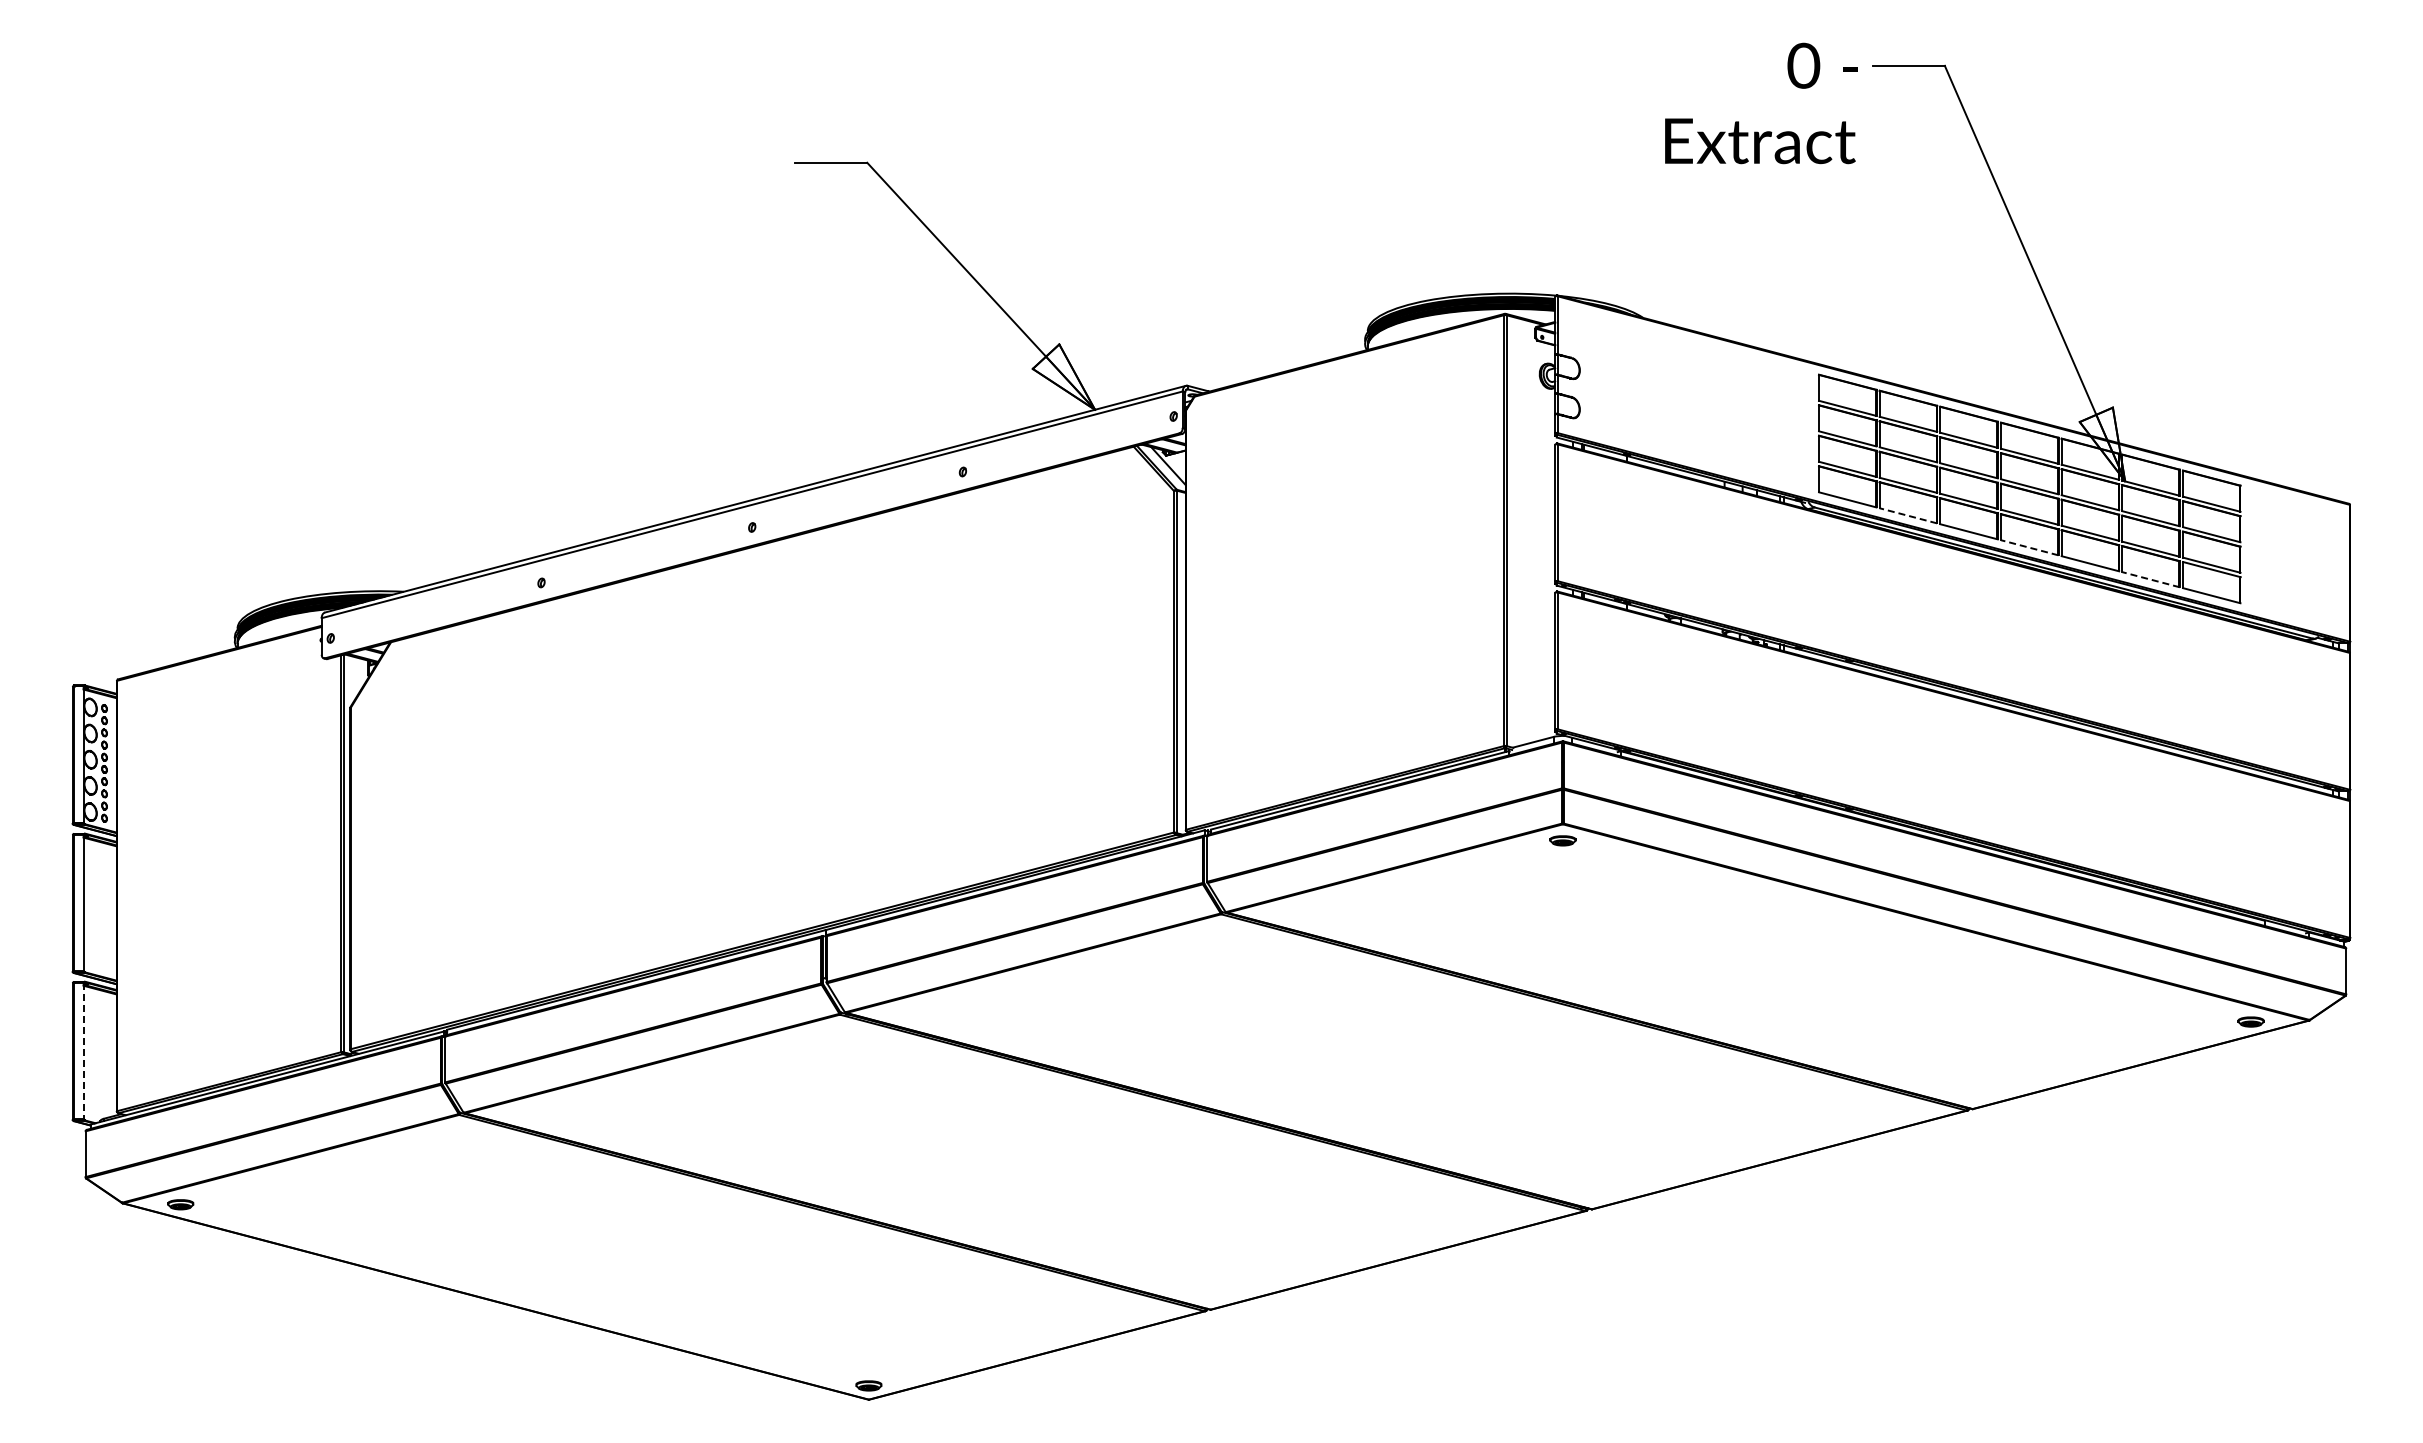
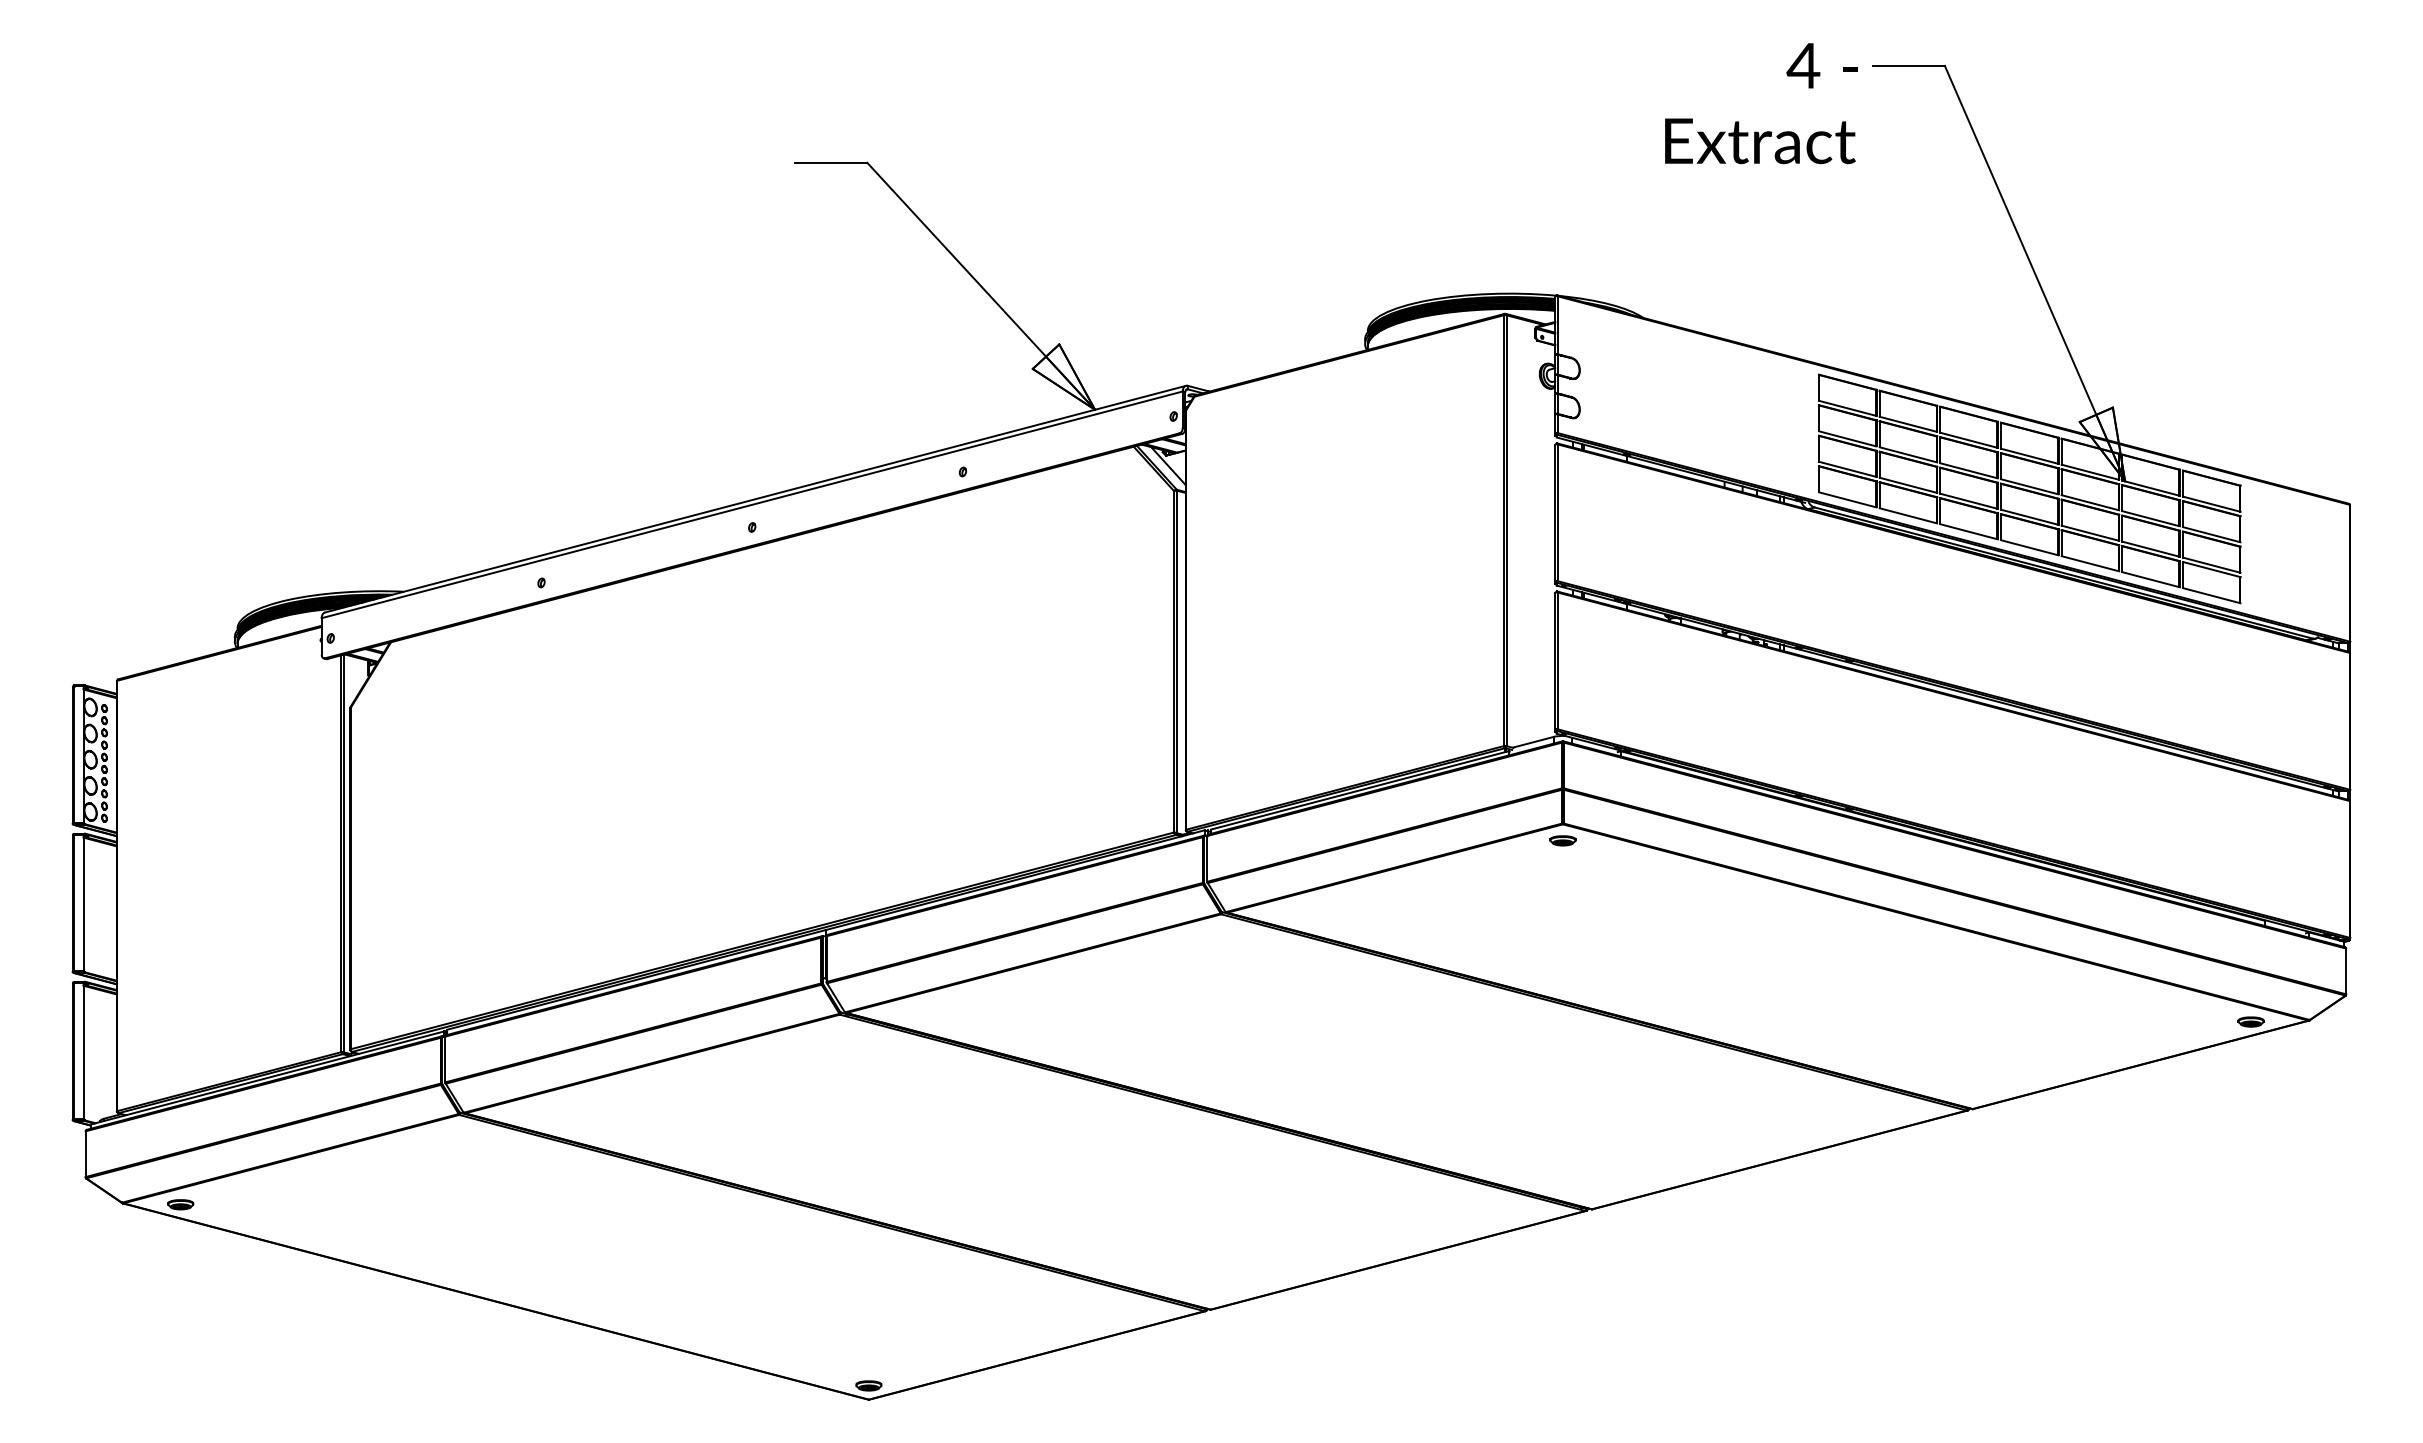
text: 0 -> 4 (1803, 65)
line: dashed -> solid (1908, 515)
line: dashed -> solid (2029, 547)
line: dashed -> solid (2151, 579)
line: dashed -> solid (83, 1051)
